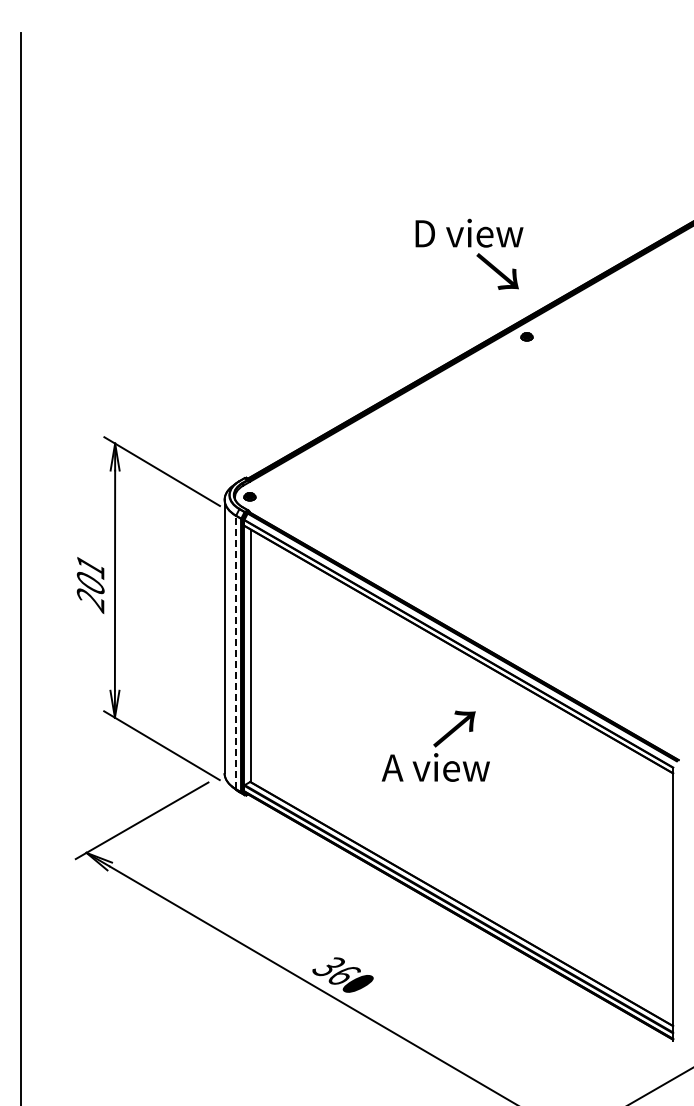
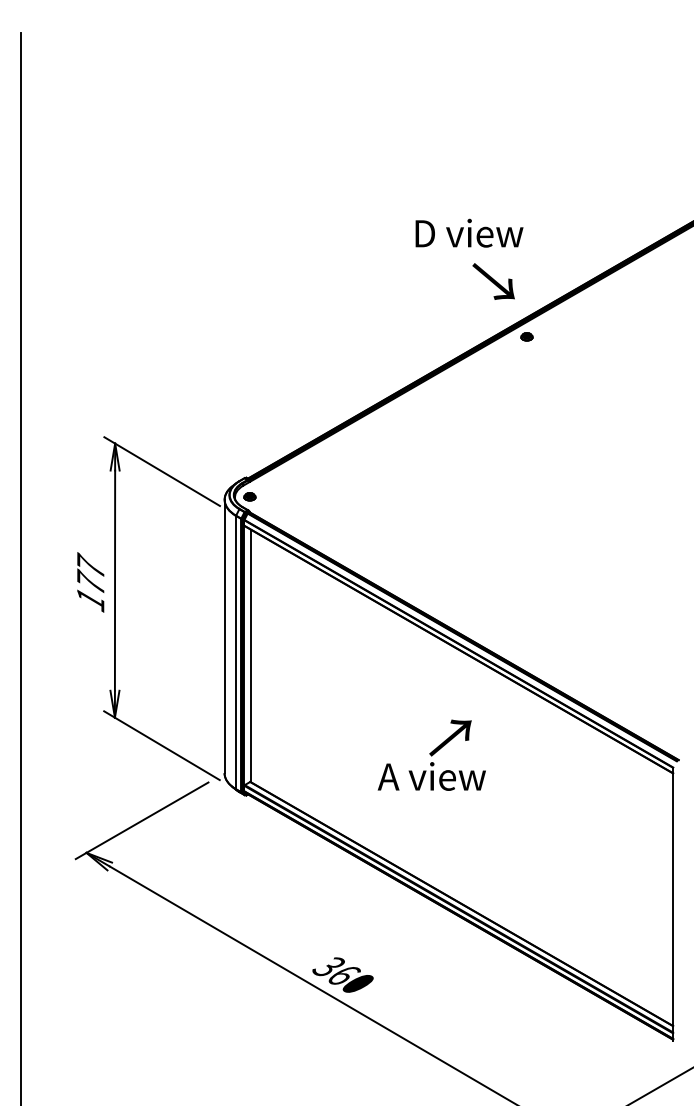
text position: (497, 271) -> (493, 281) (493, 281)
text: 201 -> 177 (90, 582)
line: dashed -> solid (236, 652)
text position: (435, 745) -> (431, 754) (431, 754)
